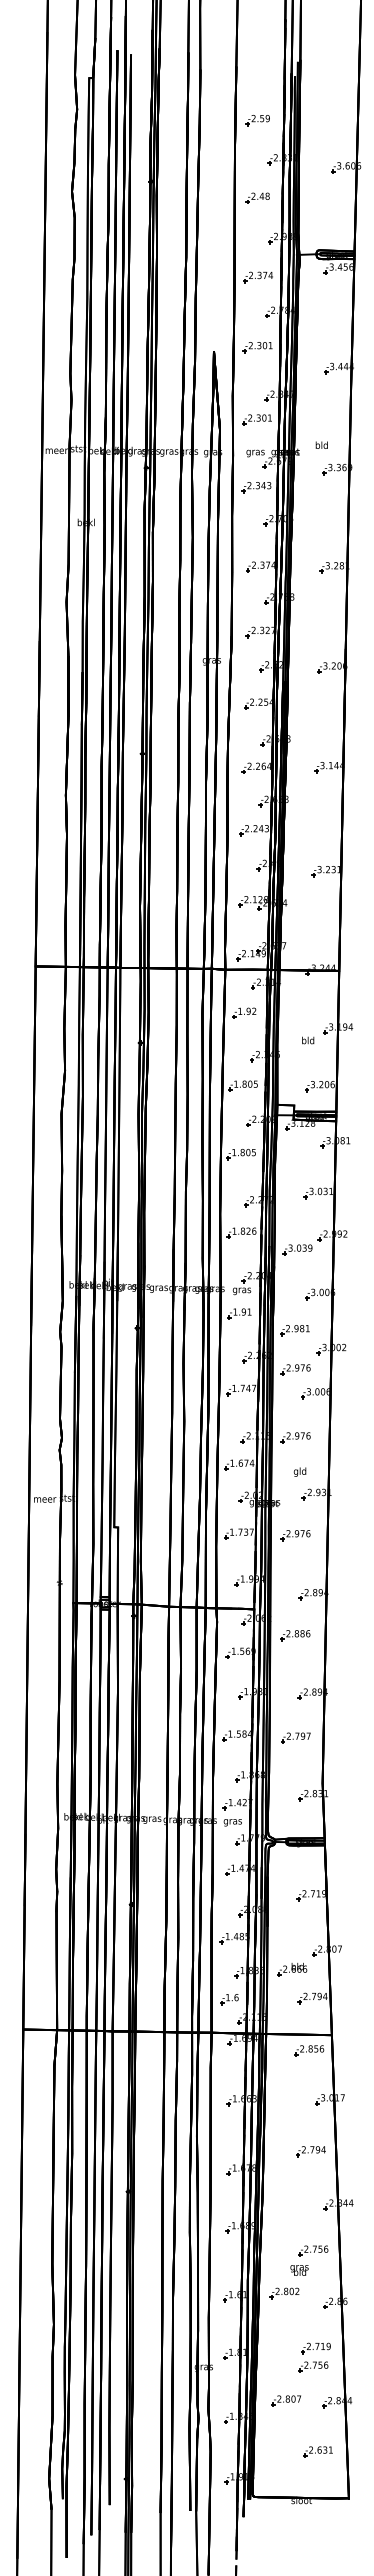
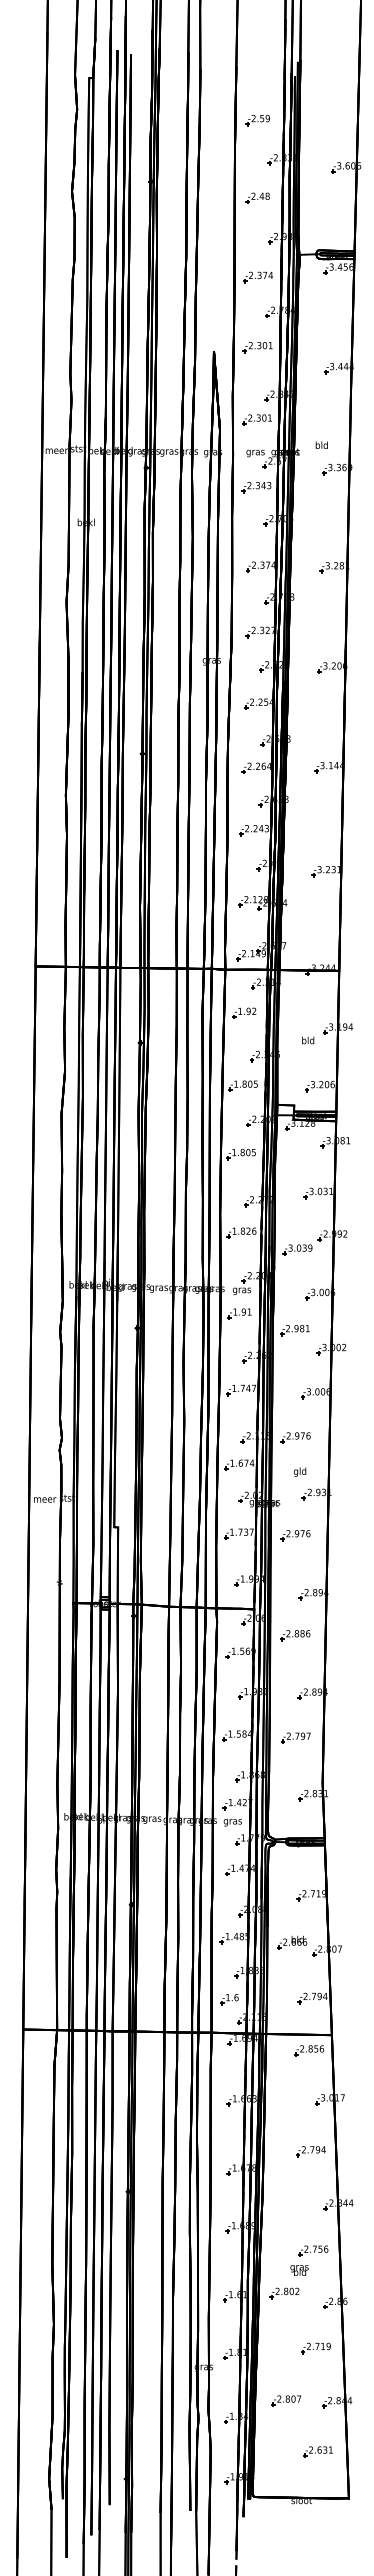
part: present -> none (295, 1369)
part position: (292, 1969) -> (292, 1942) (292, 1942)
part: present -> none (313, 2366)
